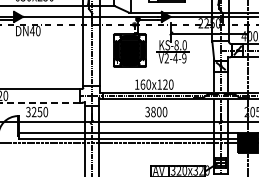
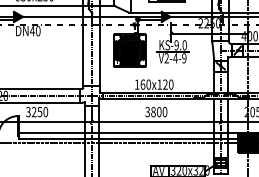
text: KS-8.0 -> KS-9.0 (176, 45)
line: none -> present (41, 95)
line: dashed -> solid (40, 102)
